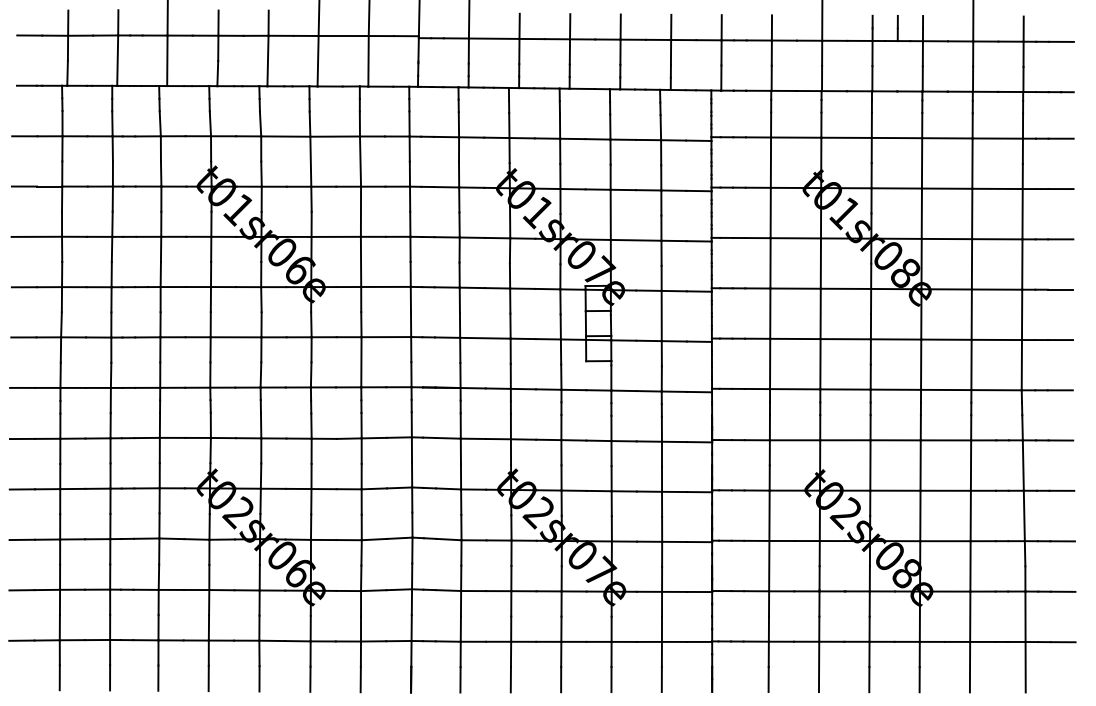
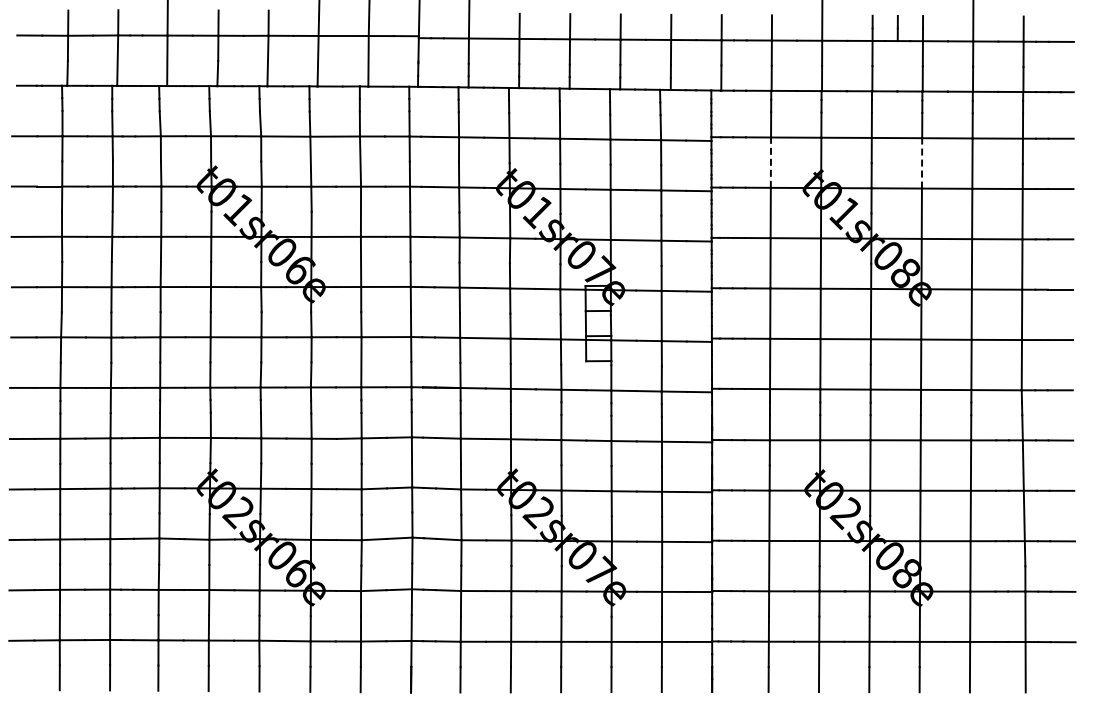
line: solid -> dashed (770, 162)
line: solid -> dashed (922, 162)
